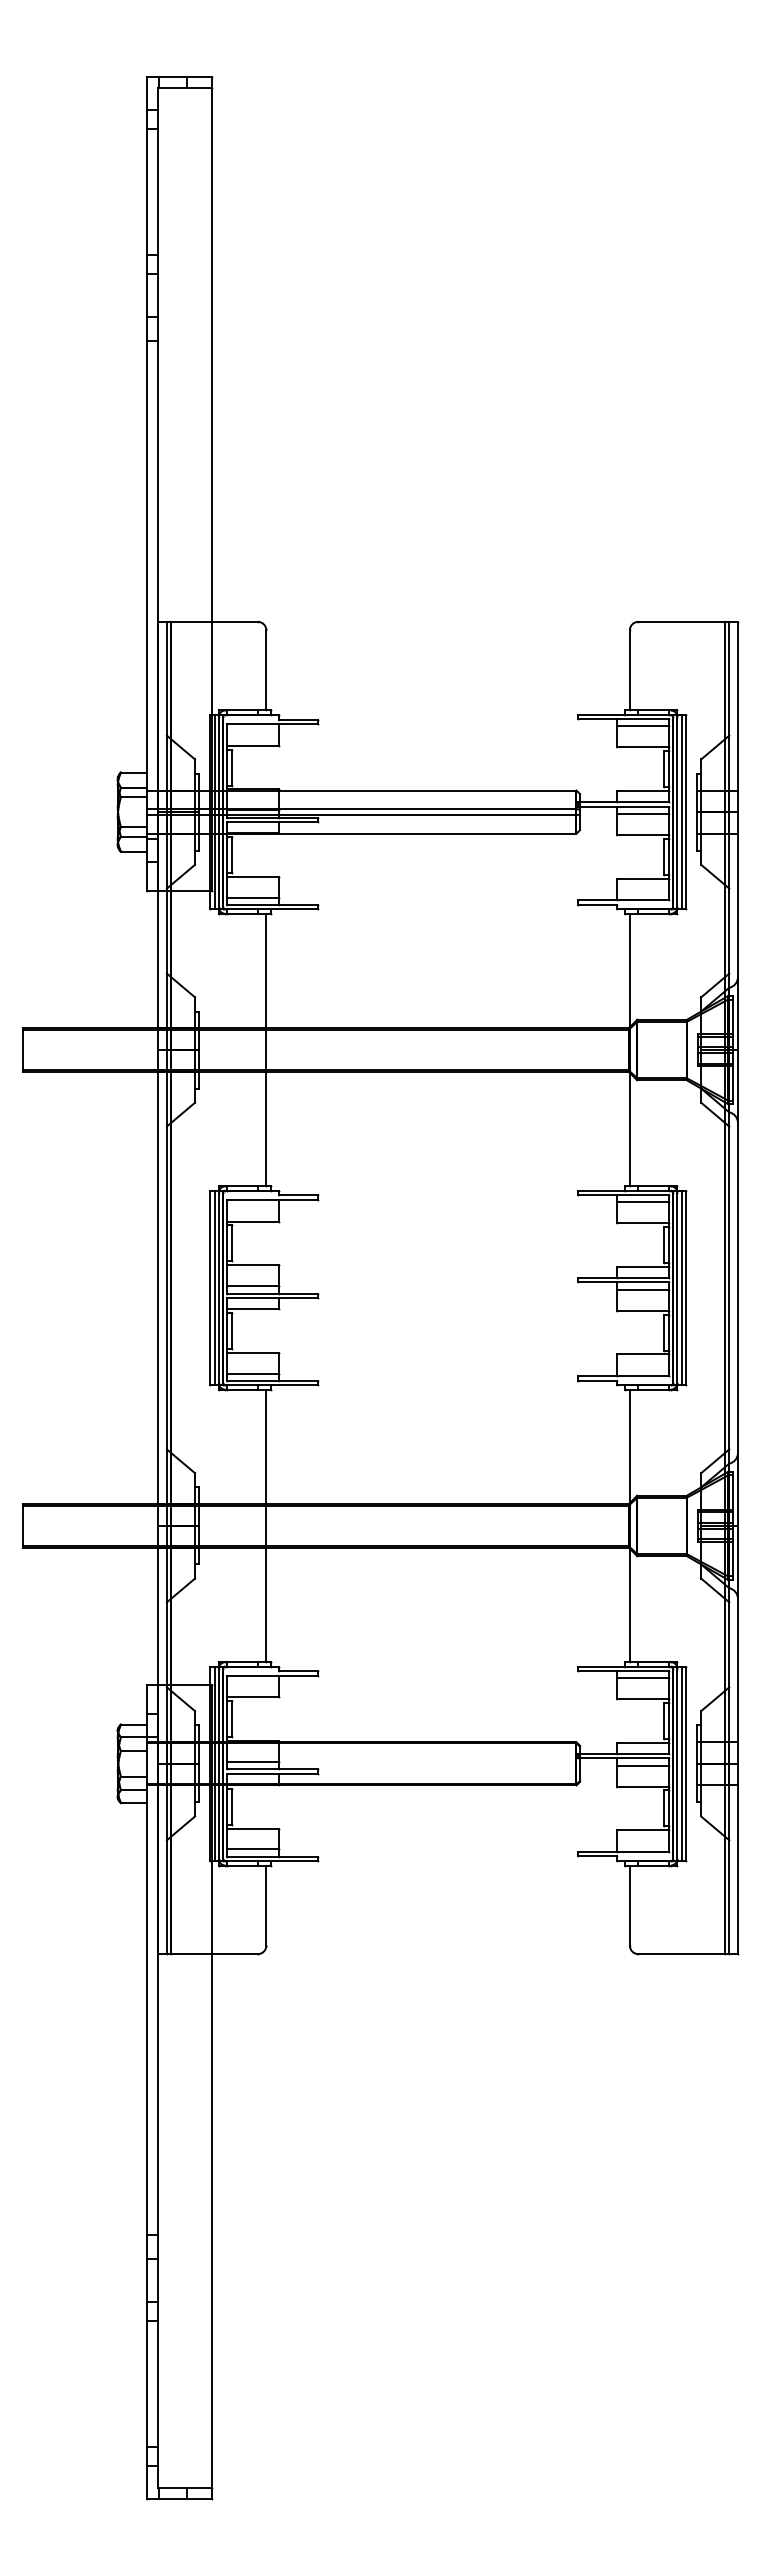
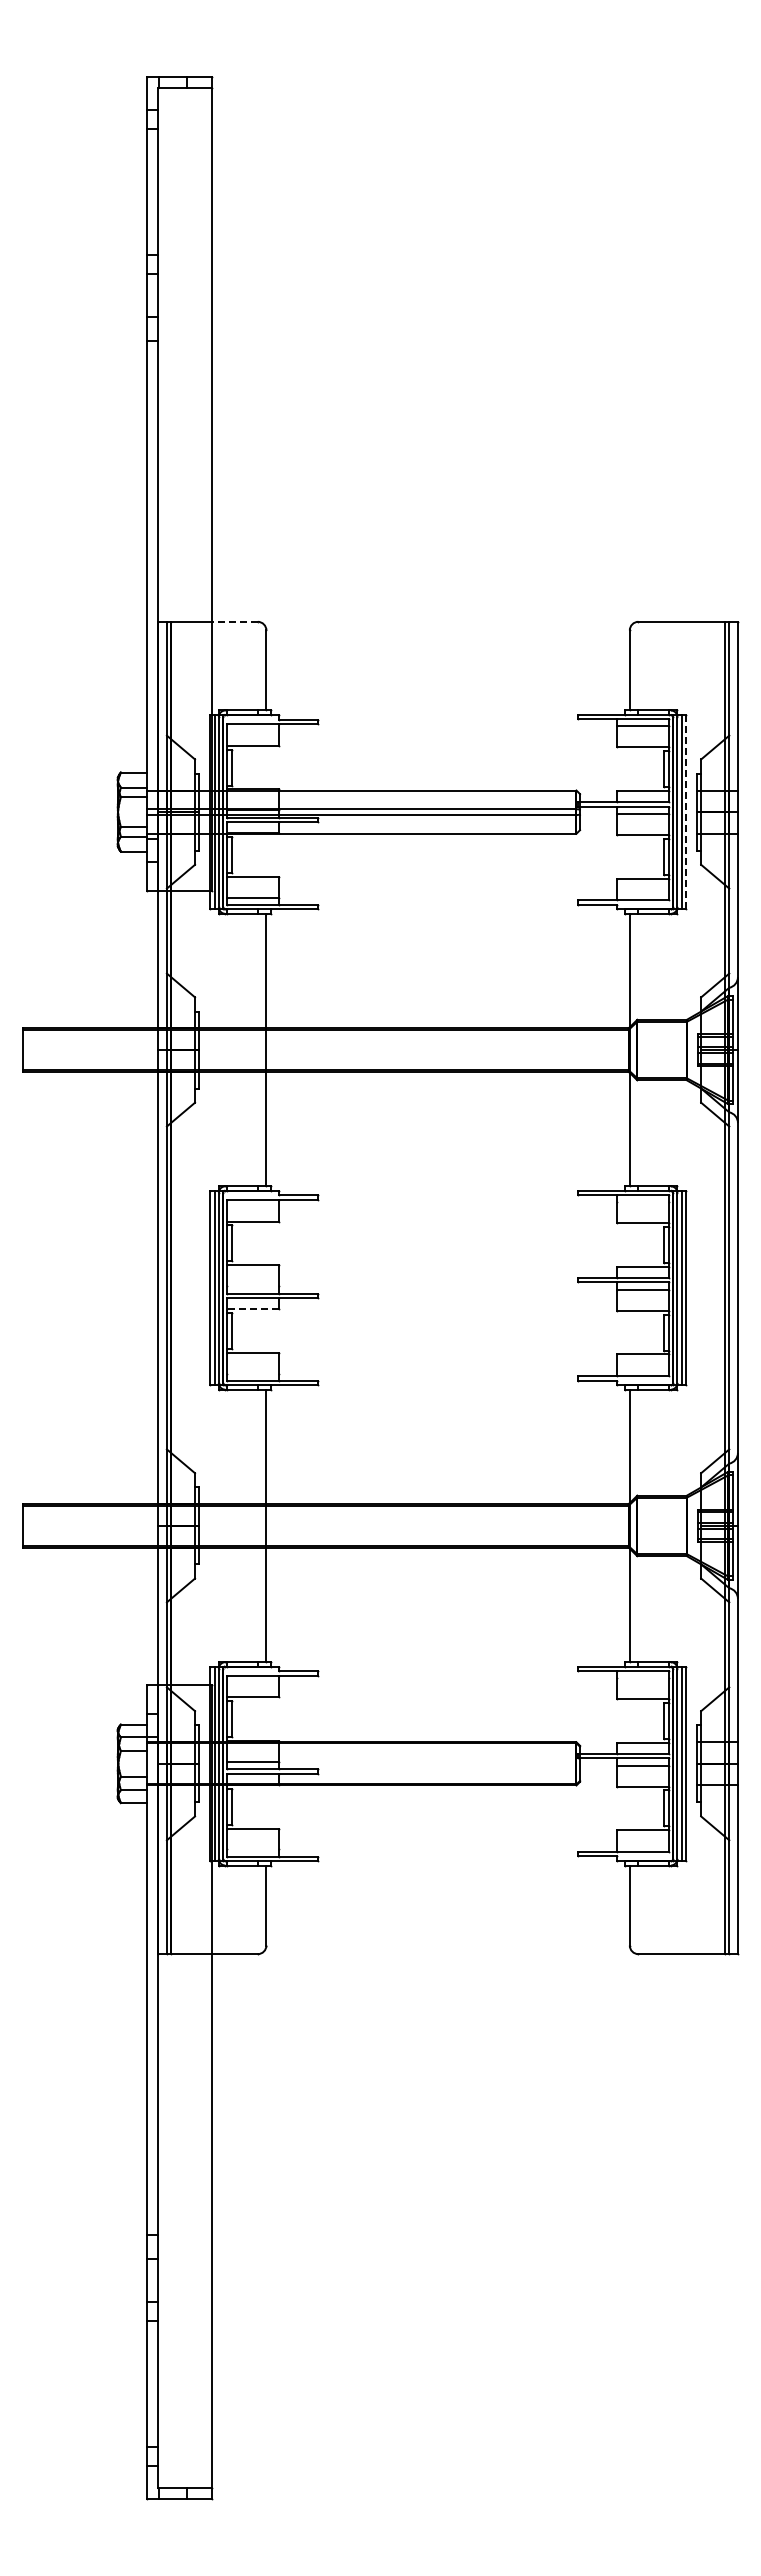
line: solid -> dashed (235, 621)
line: solid -> dashed (686, 811)
line: present -> none (642, 1202)
line: present -> none (253, 1286)
line: solid -> dashed (253, 1308)
line: present -> none (253, 1373)
line: present -> none (642, 1678)
line: present -> none (253, 1849)
